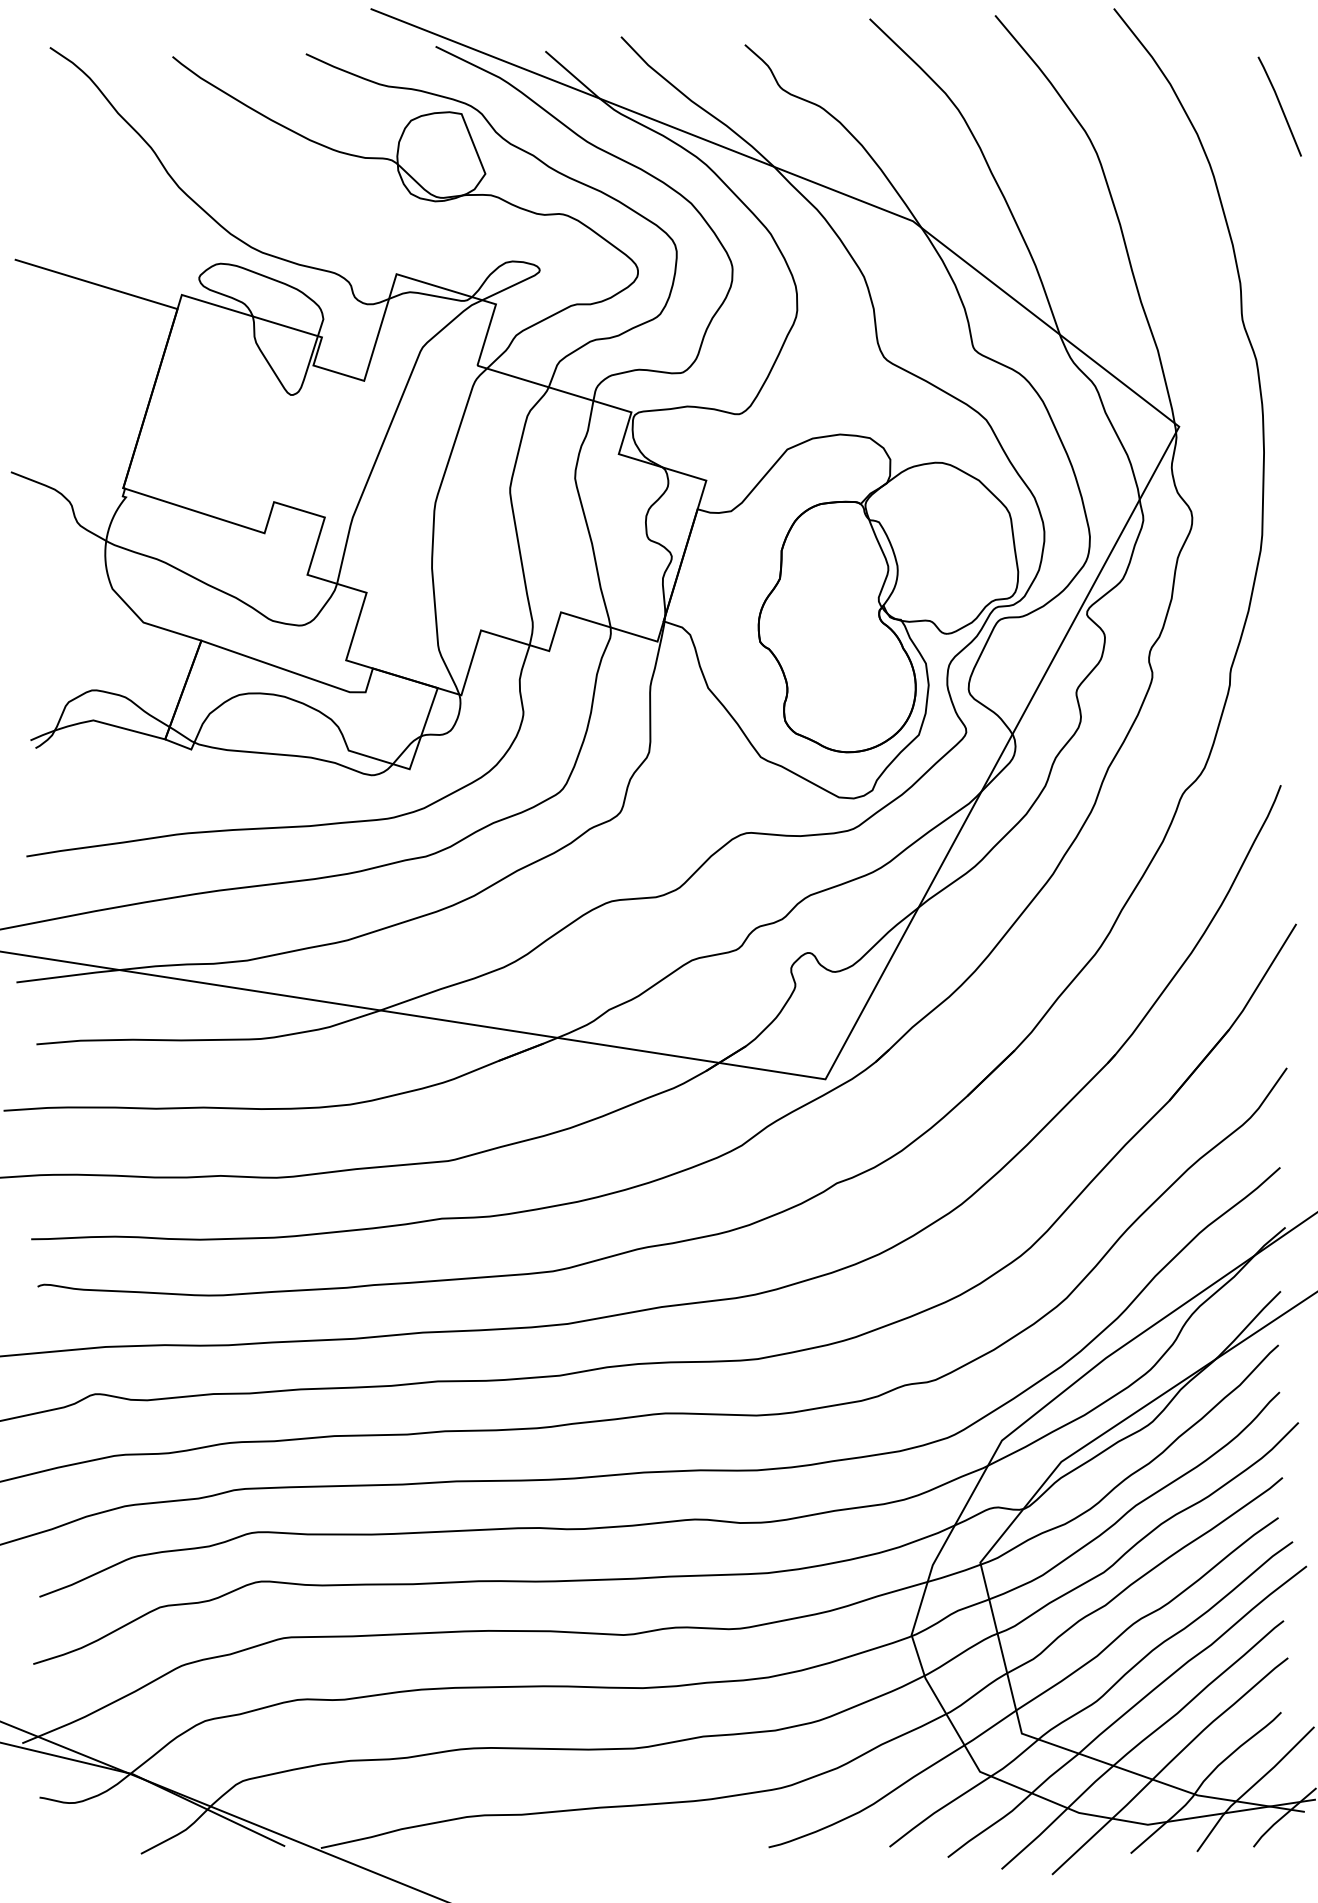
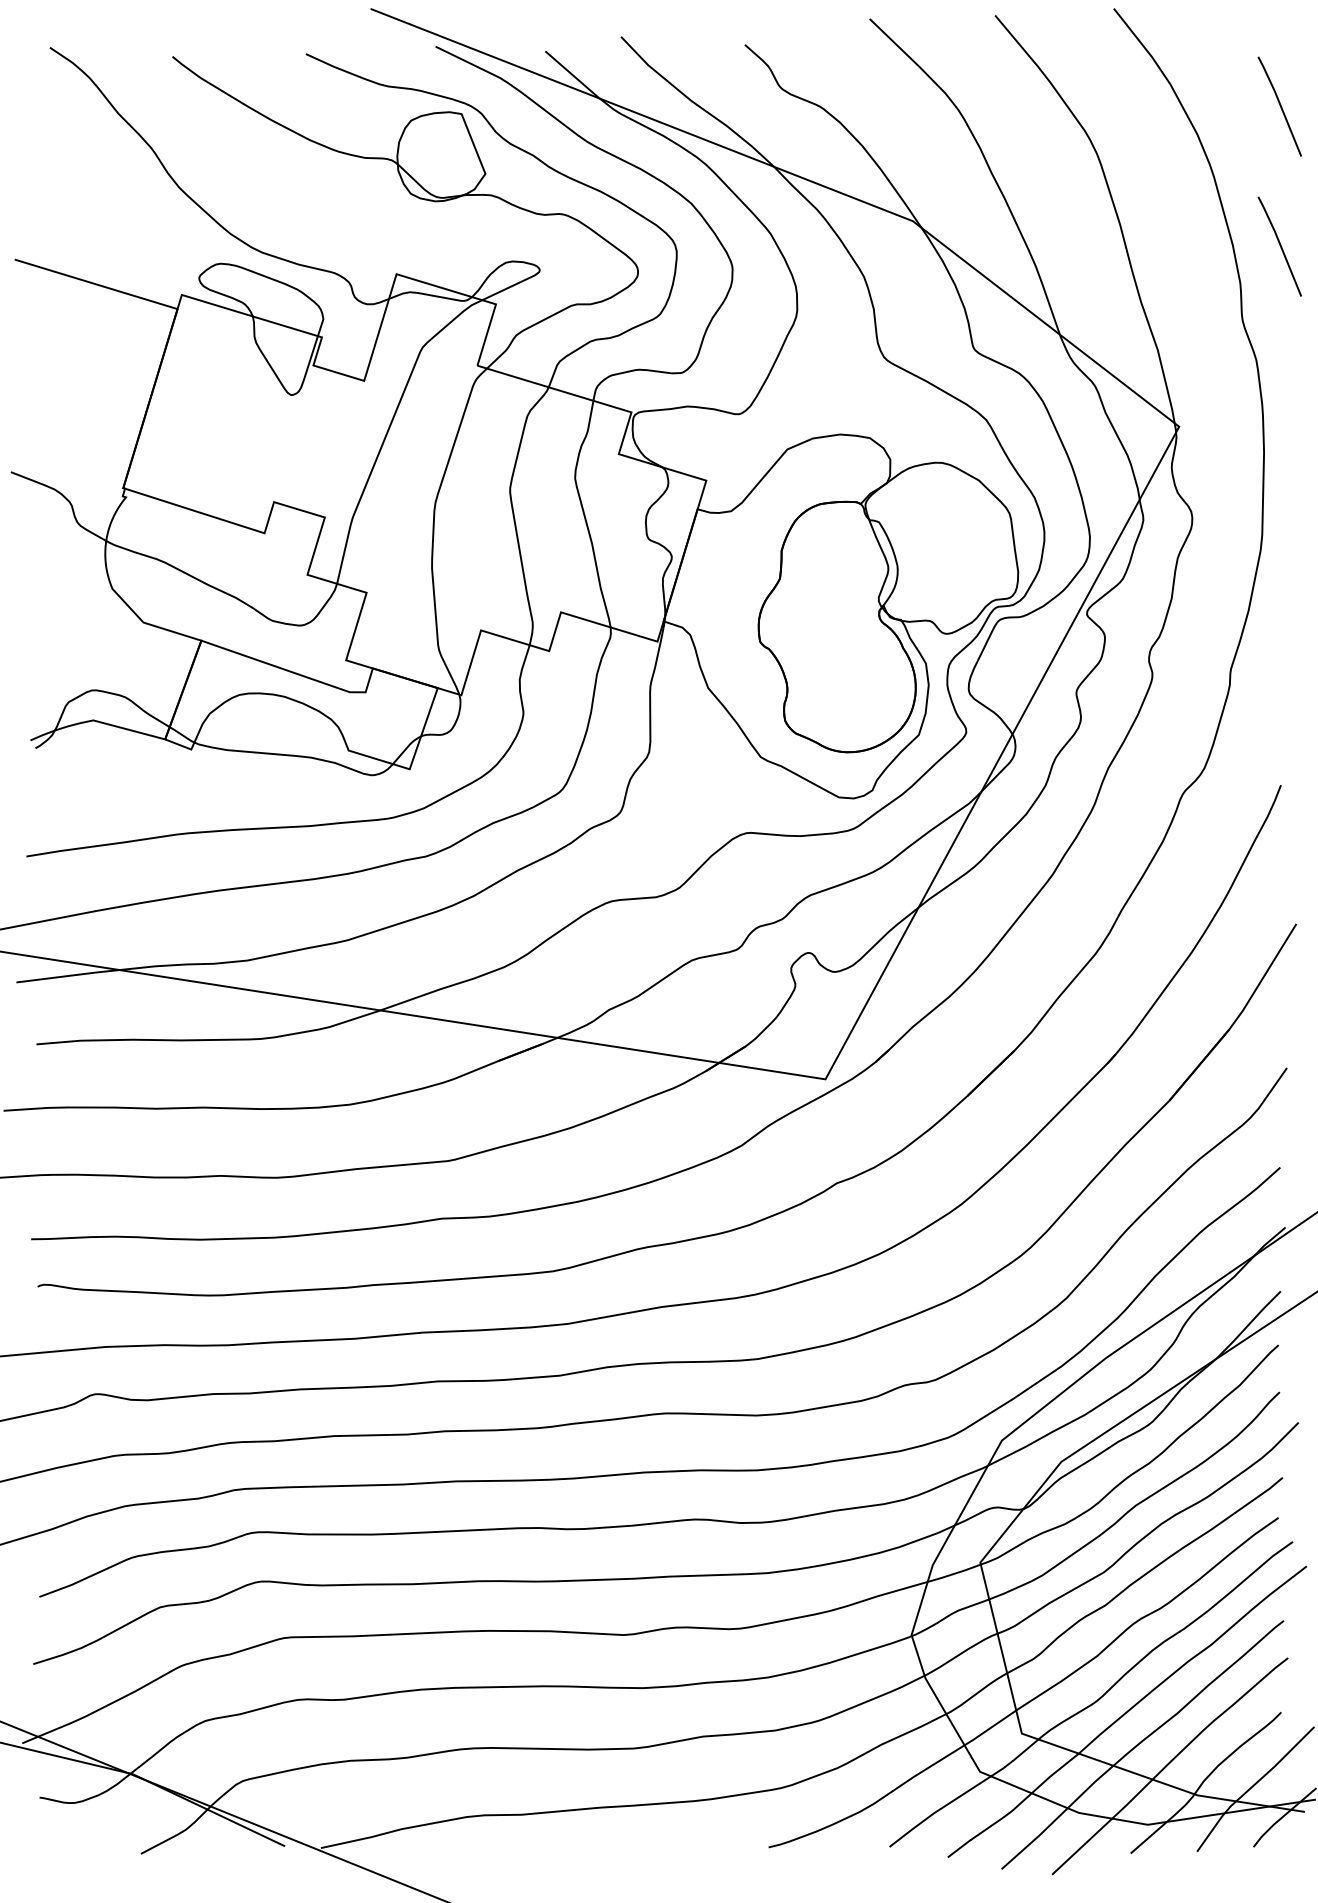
line: none -> present (1279, 245)
